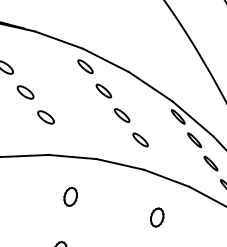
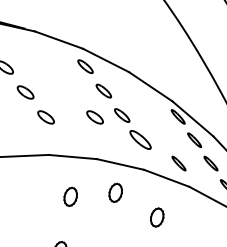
part: none -> present (94, 117)
part size: 17x16 px -> 23x20 px (140, 139)
part: none -> present (178, 163)
part: none -> present (115, 192)
